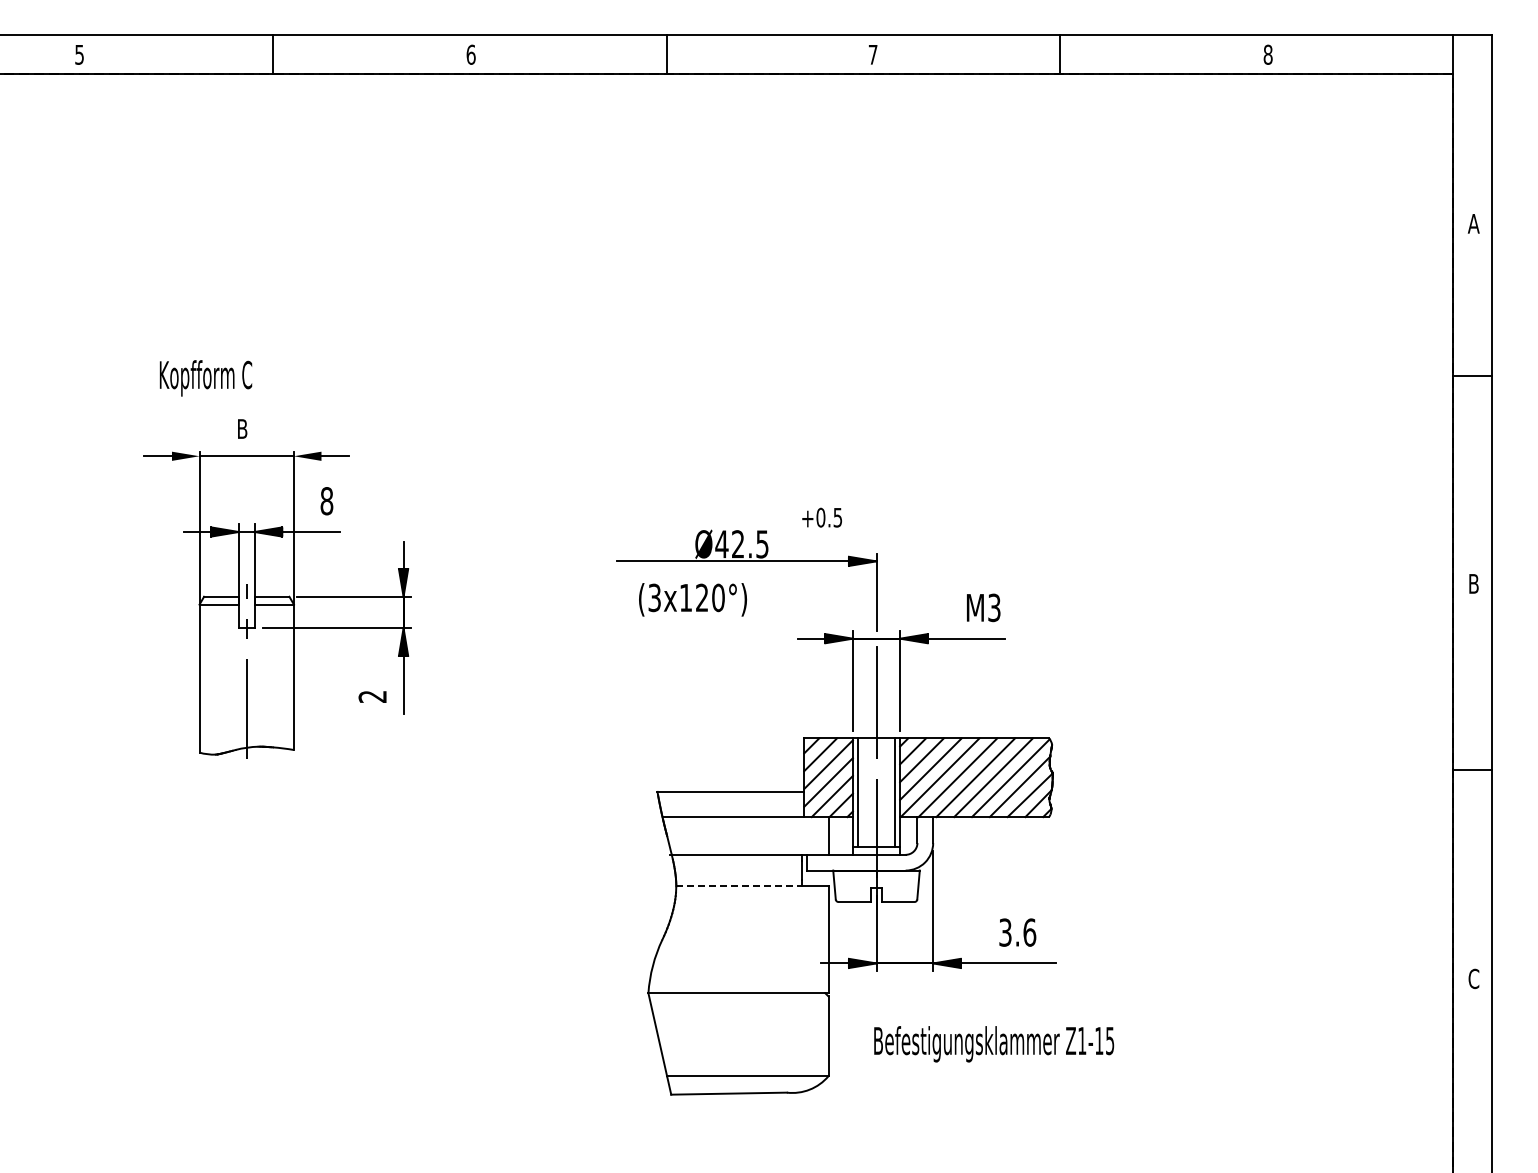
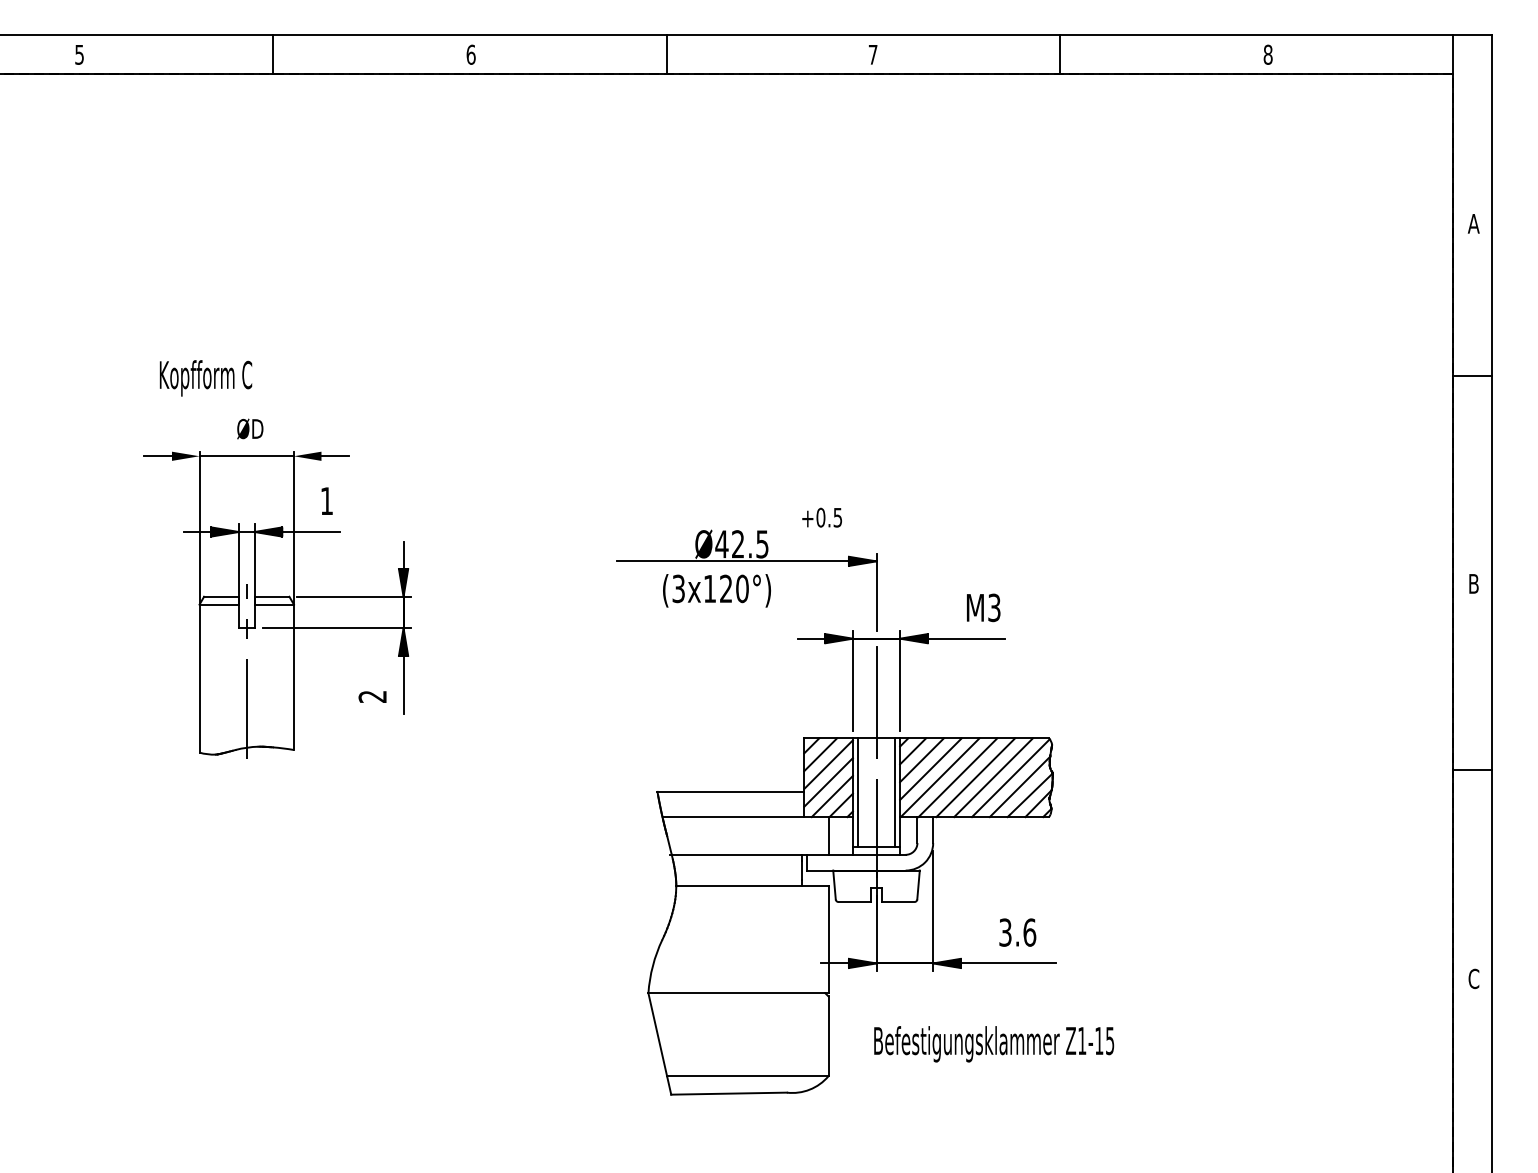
text: B -> ØD (250, 428)
text: 8 -> 1 (326, 501)
text position: (692, 599) -> (716, 590) (716, 590)
line: dashed -> solid (739, 886)
